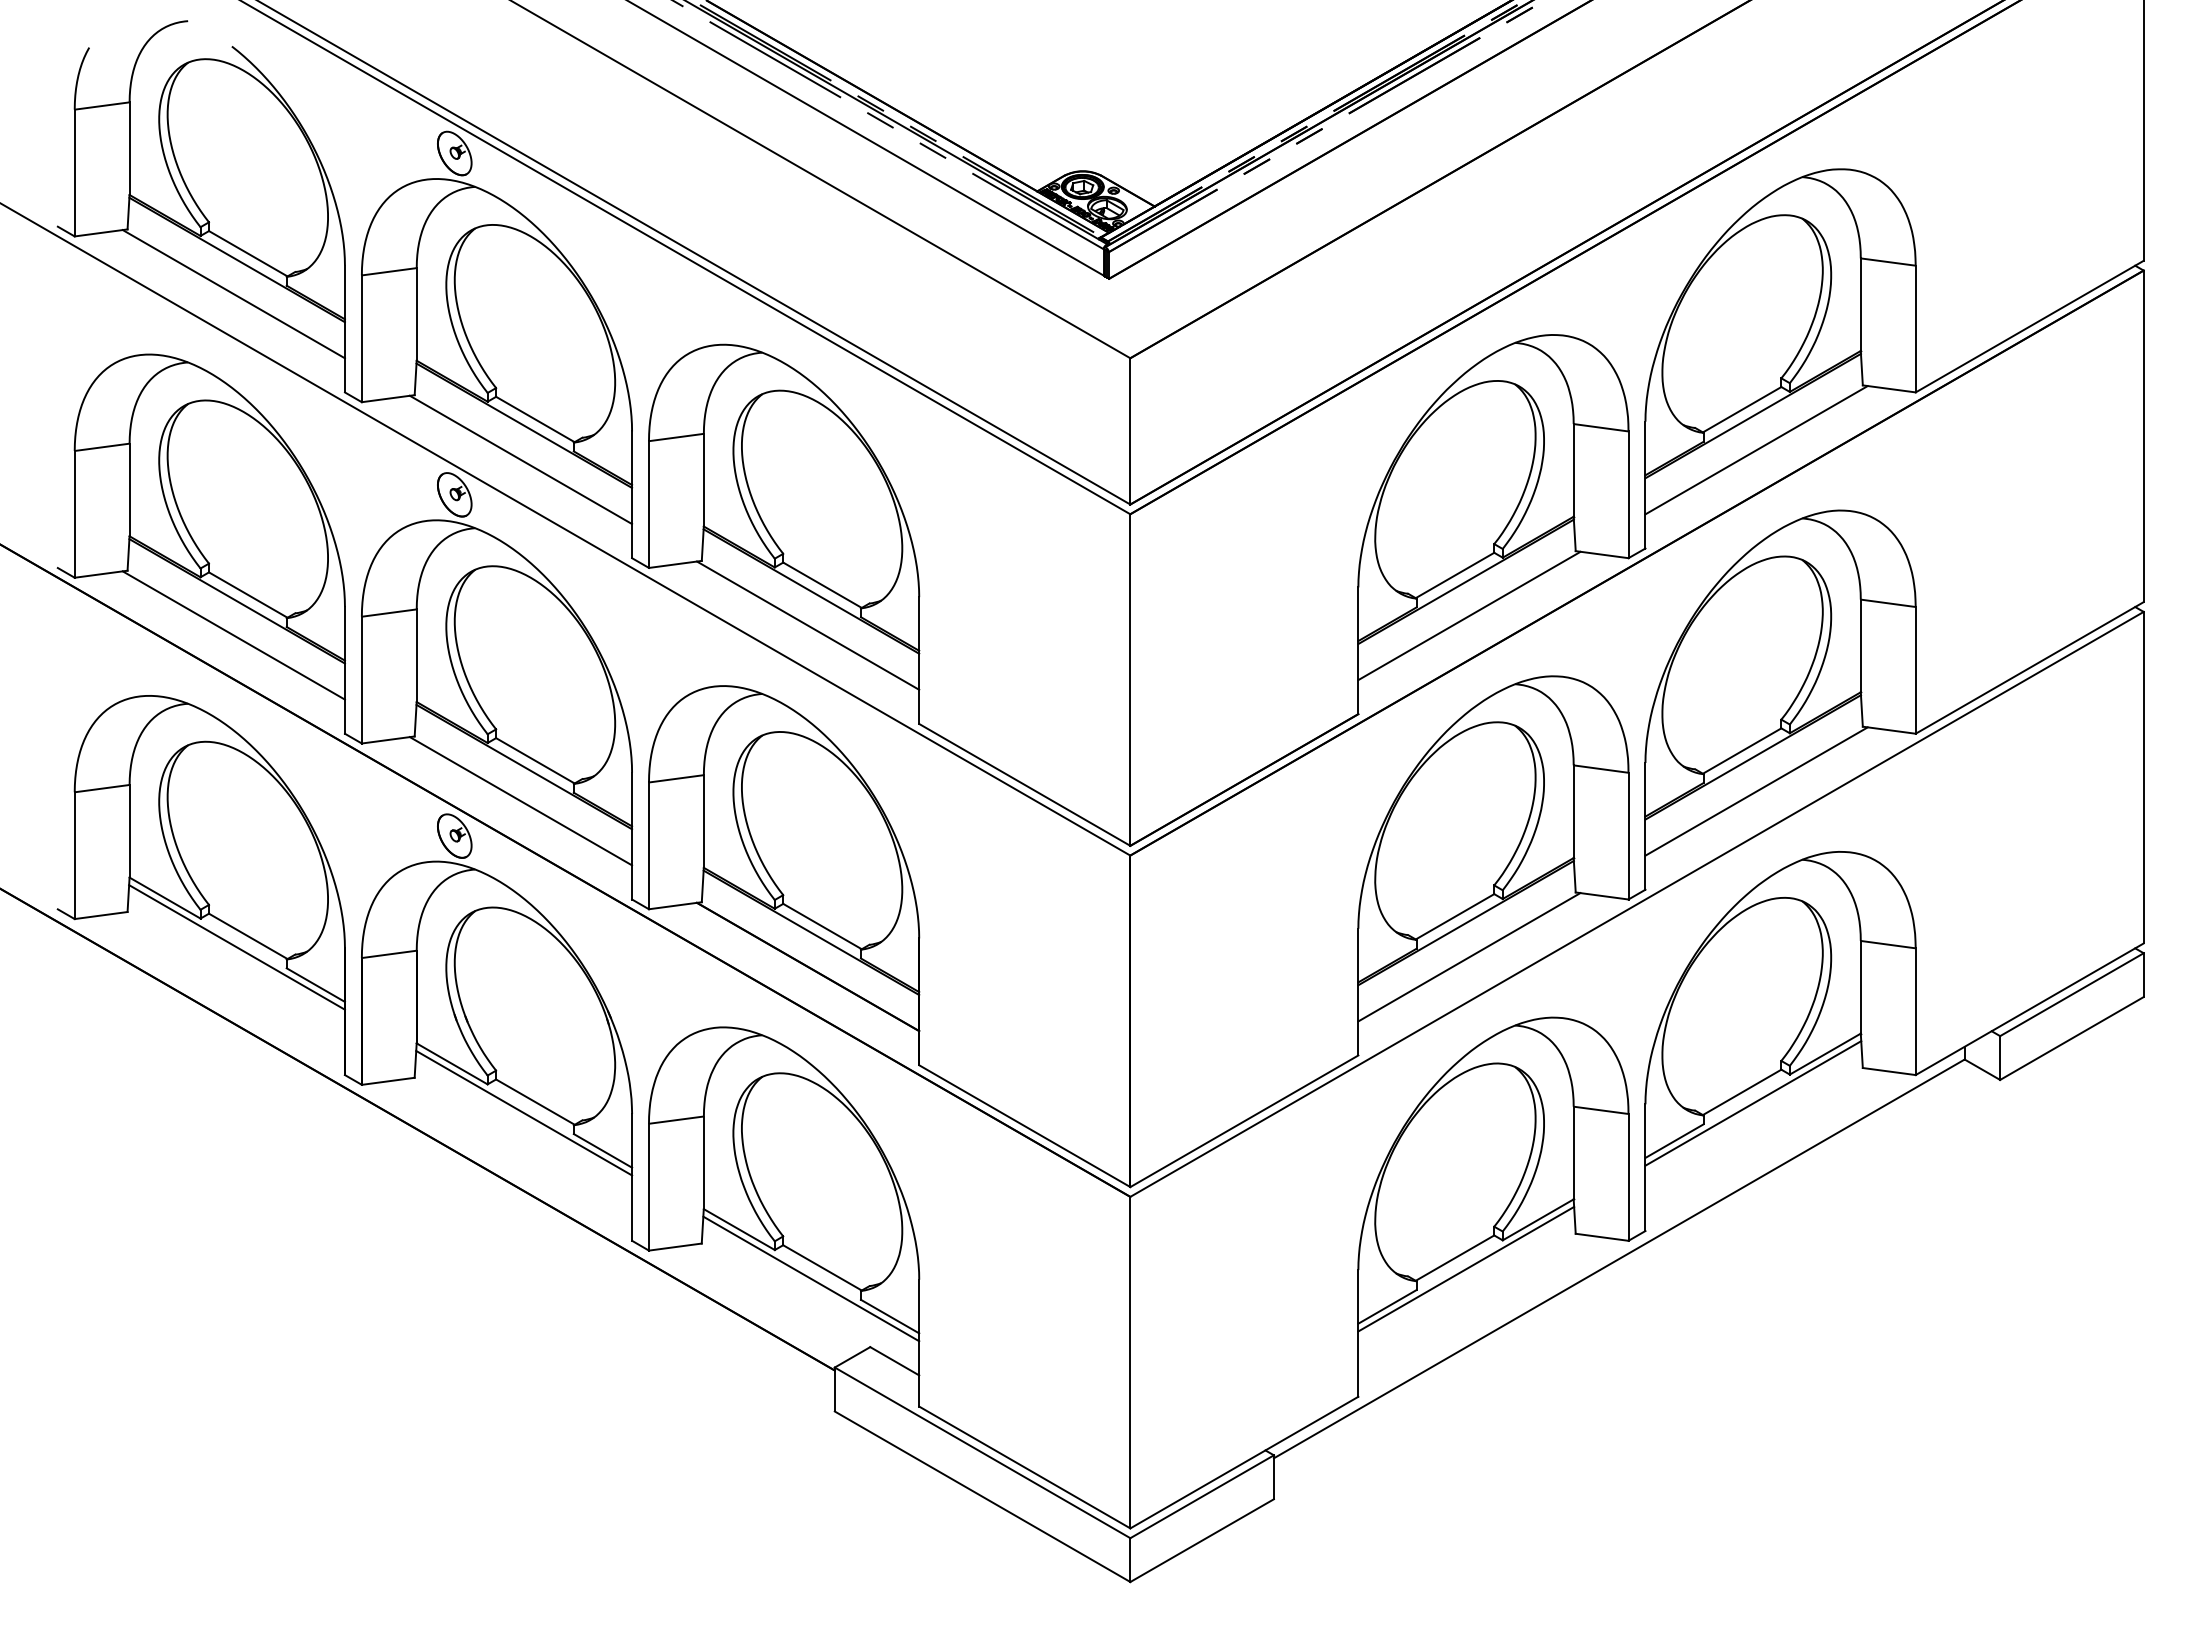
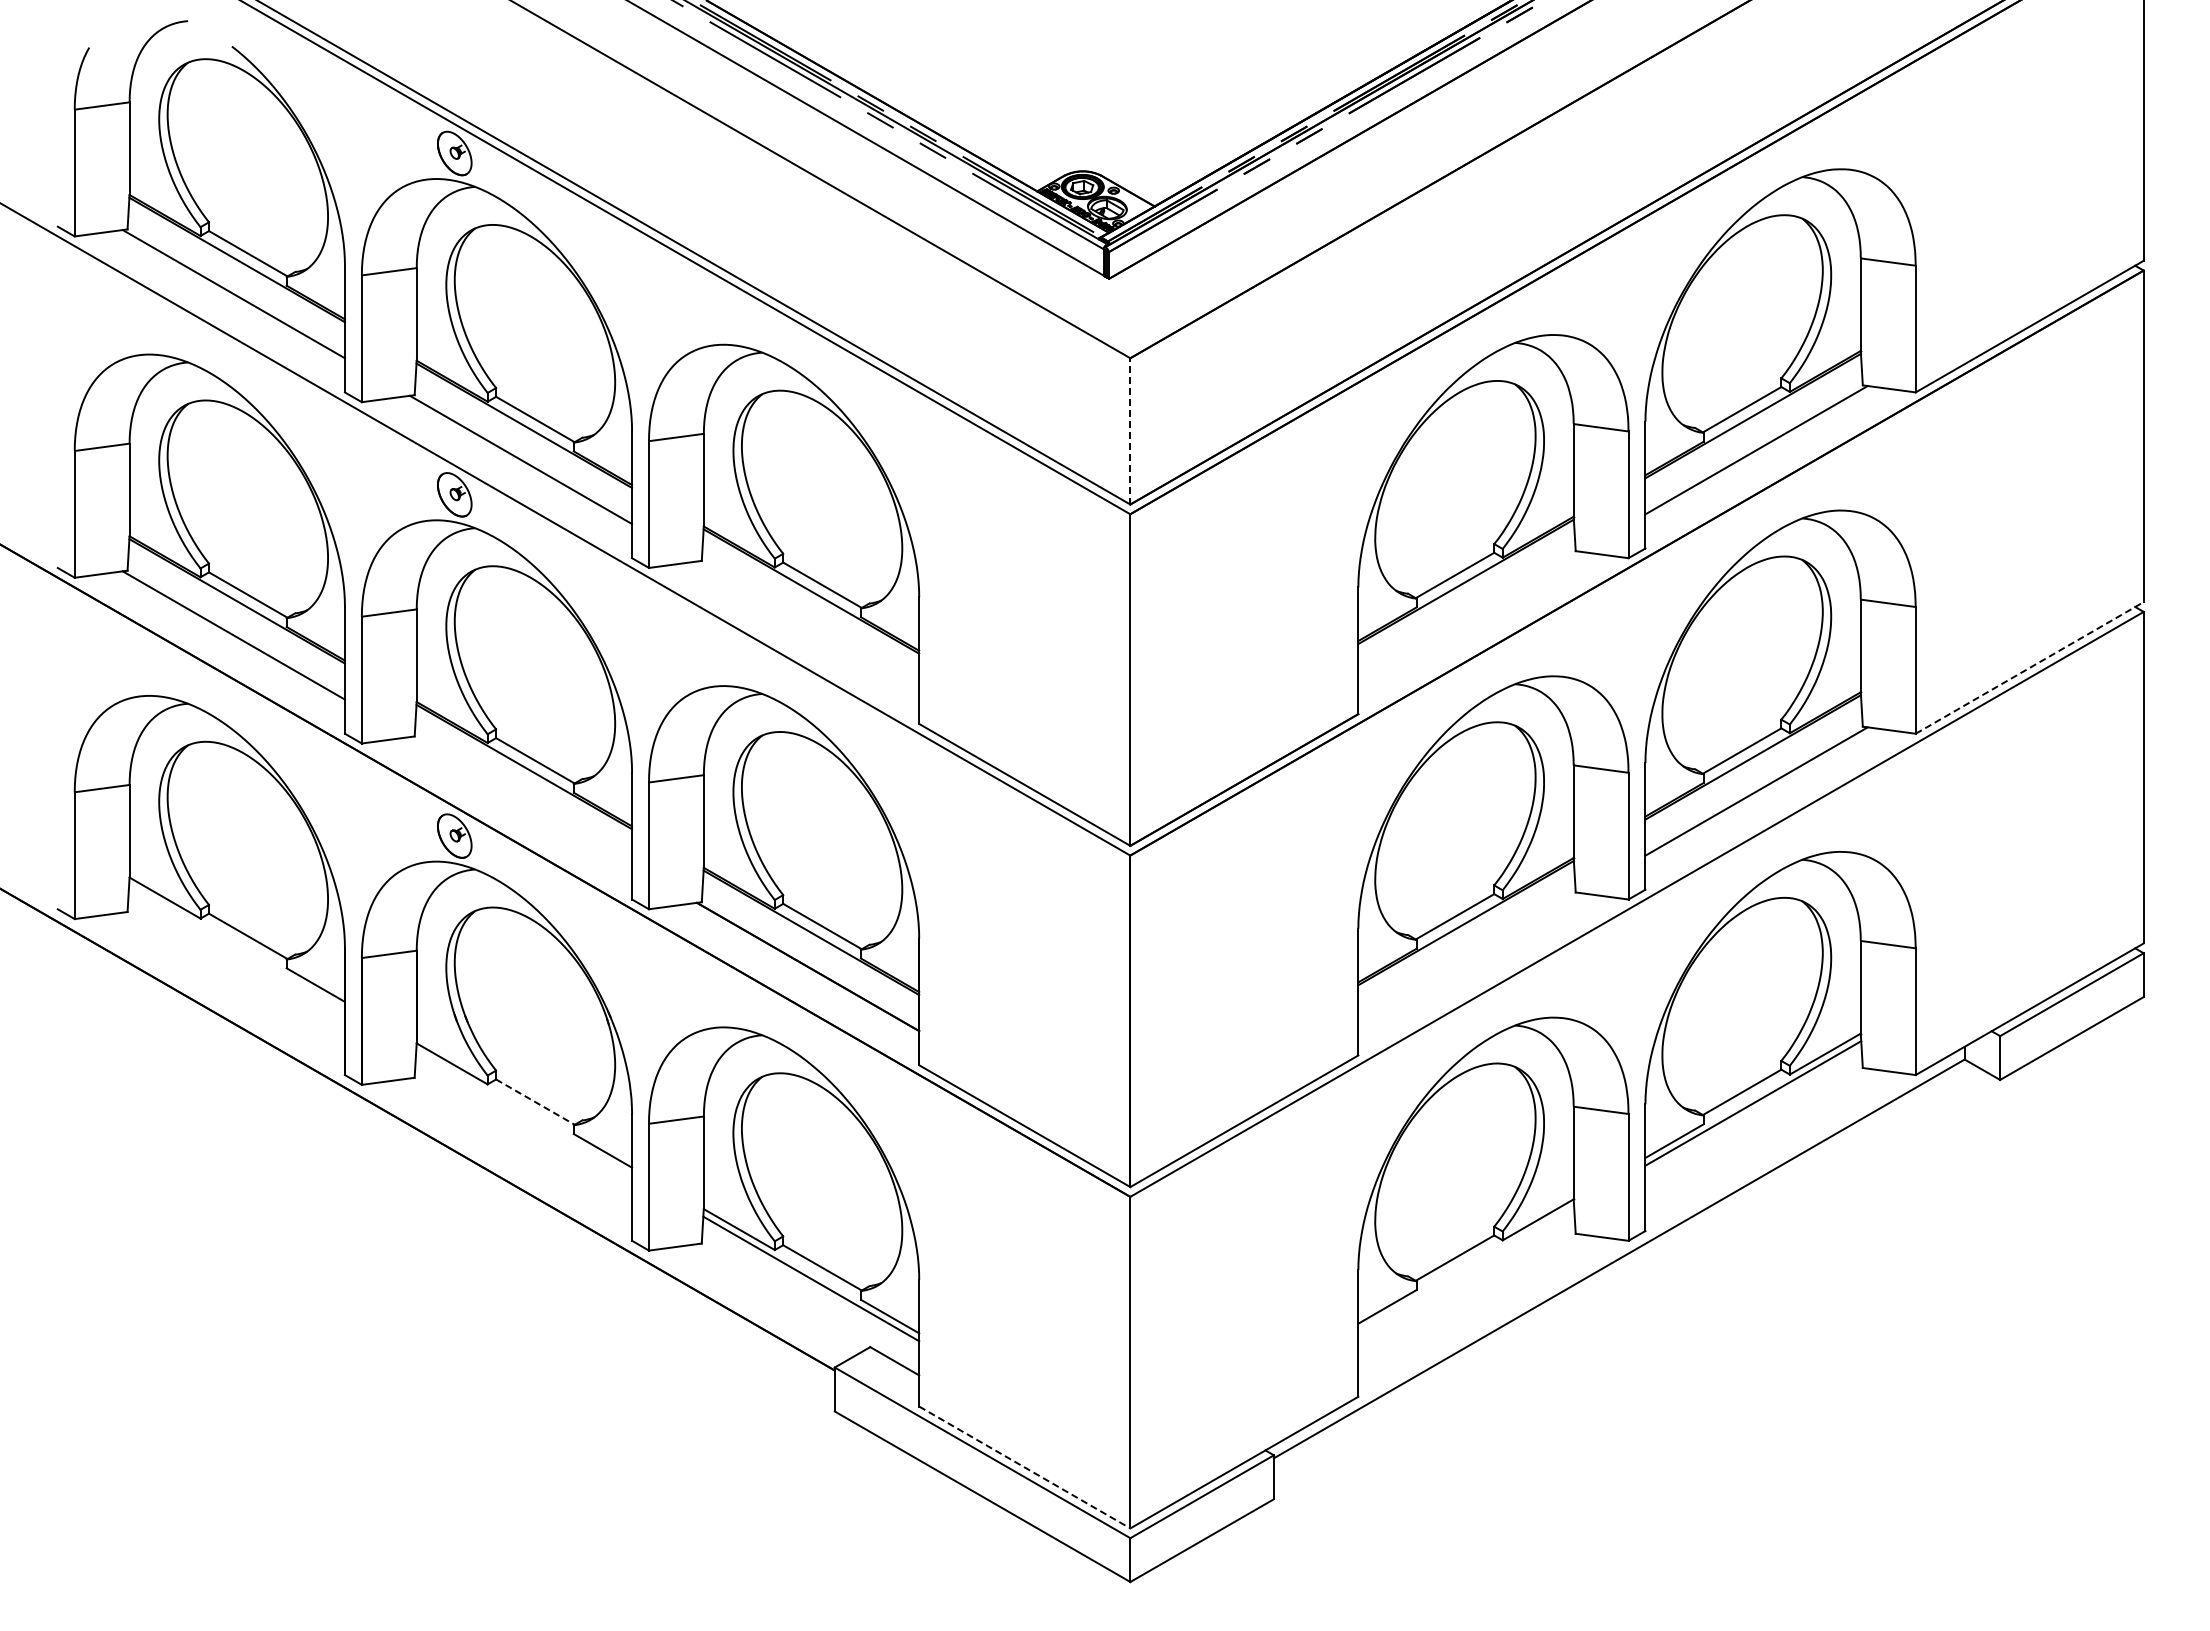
line: solid -> dashed (1130, 430)
line: present -> none (1469, 615)
line: present -> none (808, 625)
line: solid -> dashed (2029, 667)
line: present -> none (520, 801)
line: present -> none (236, 947)
line: present -> none (1469, 957)
line: solid -> dashed (535, 1102)
line: present -> none (524, 1112)
line: present -> none (1466, 1268)
line: solid -> dashed (1024, 1467)
